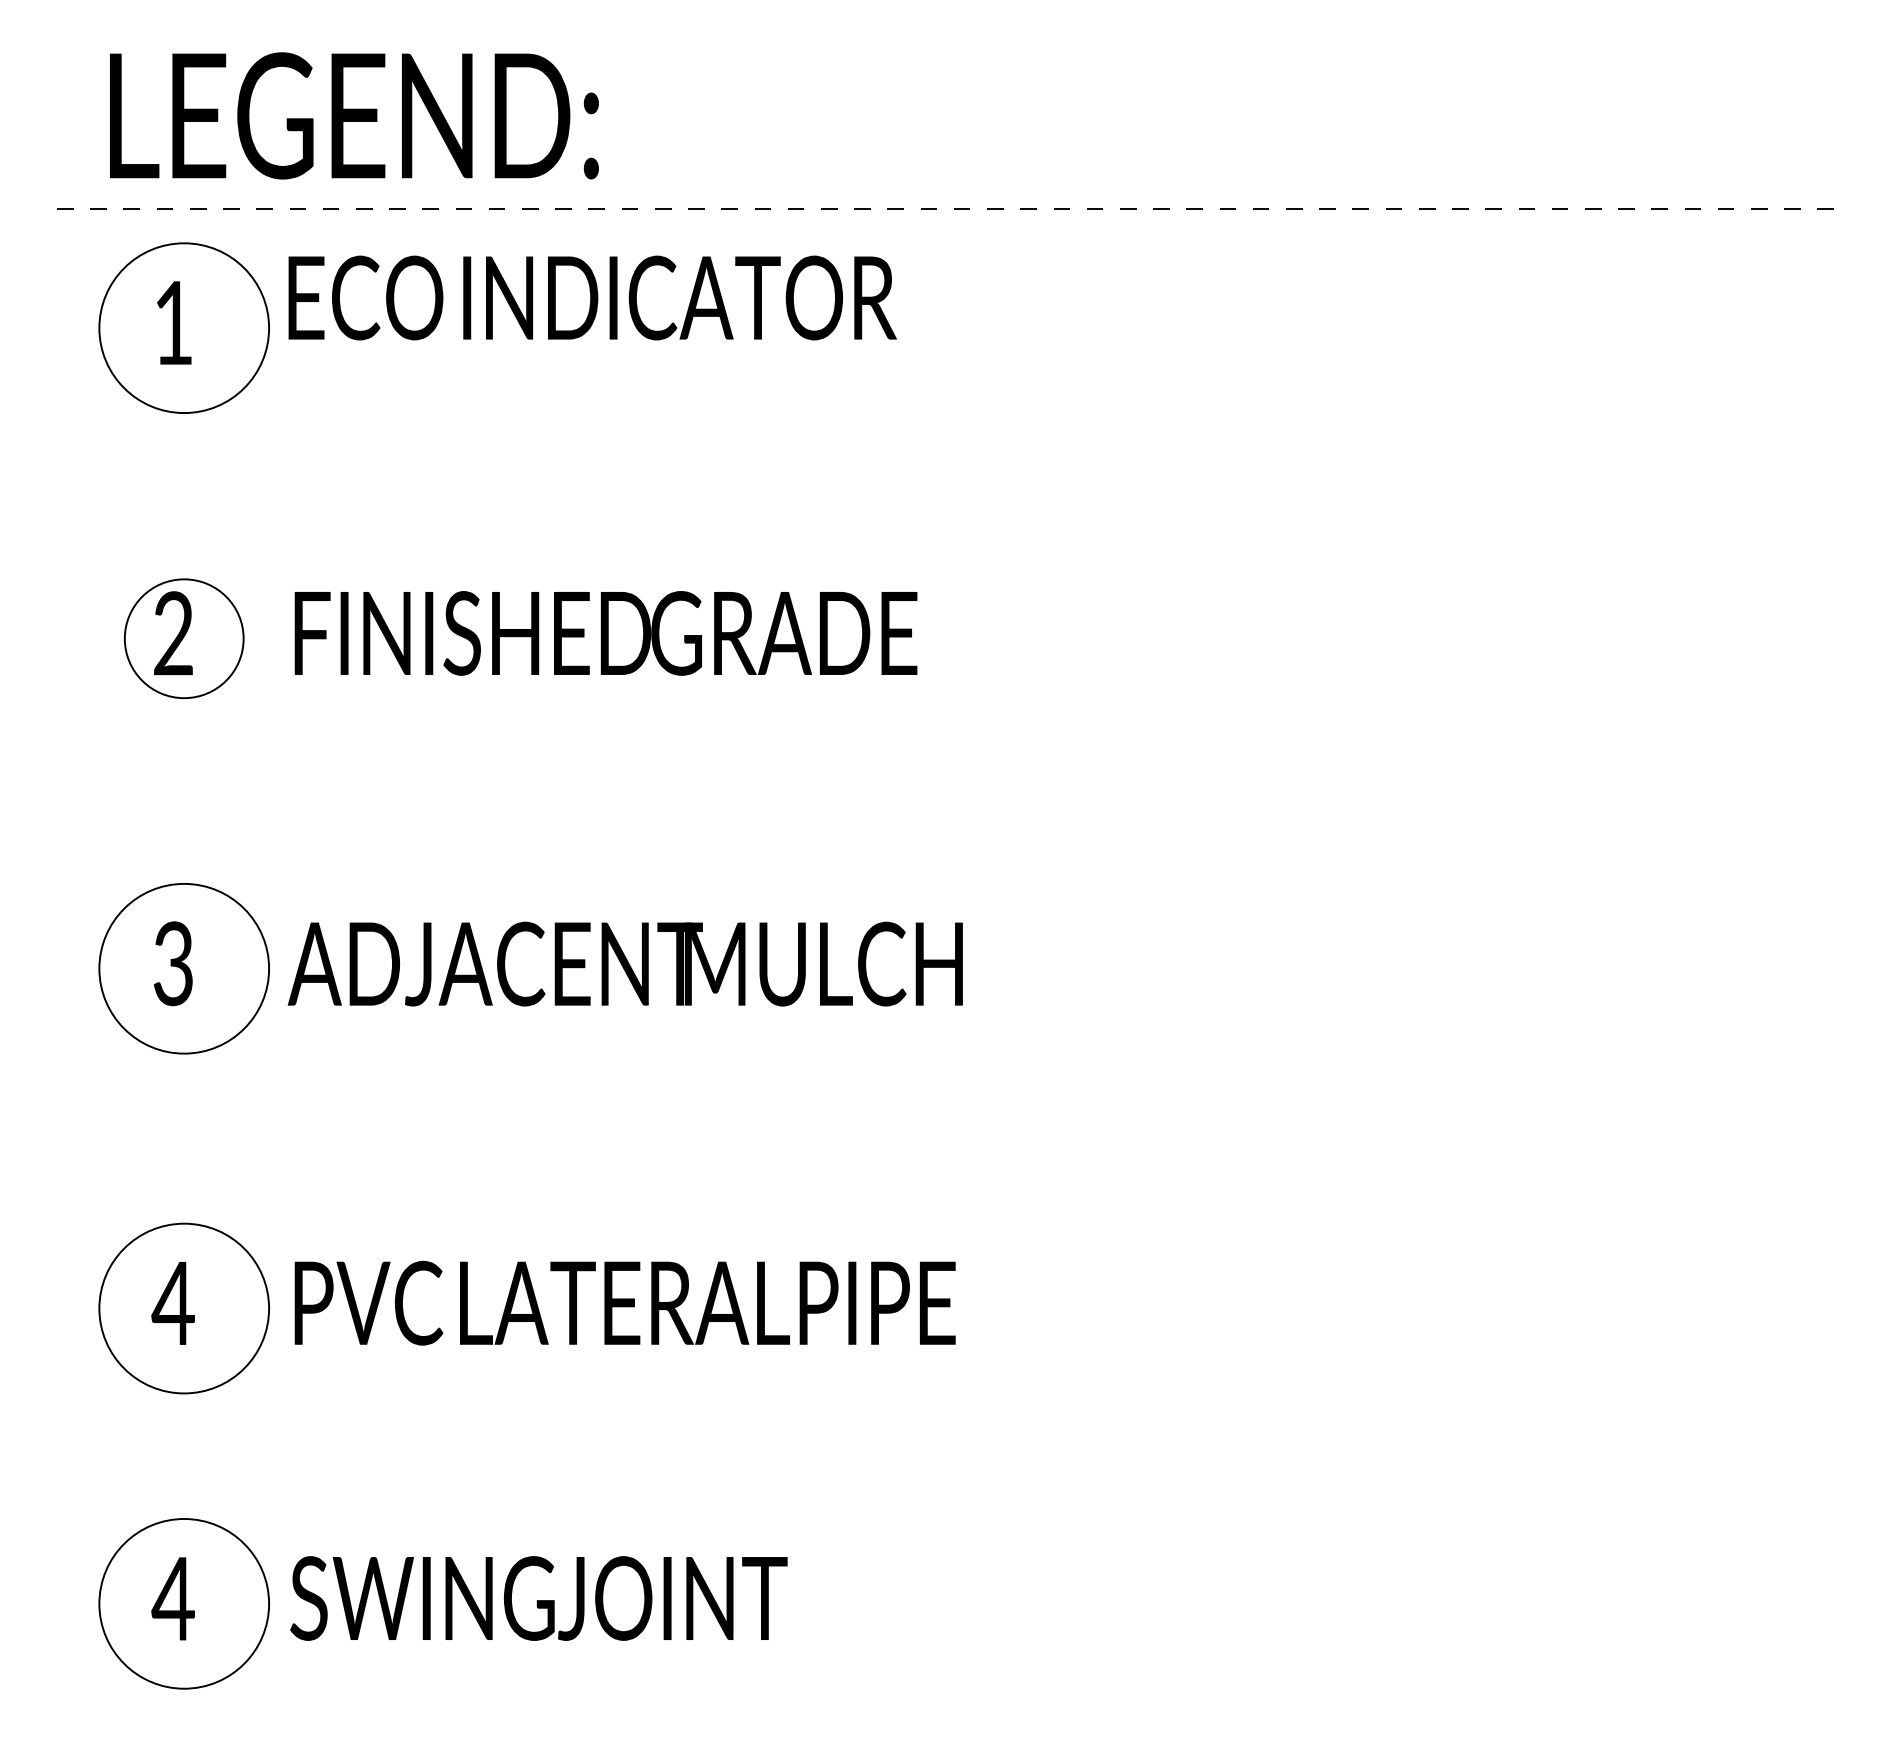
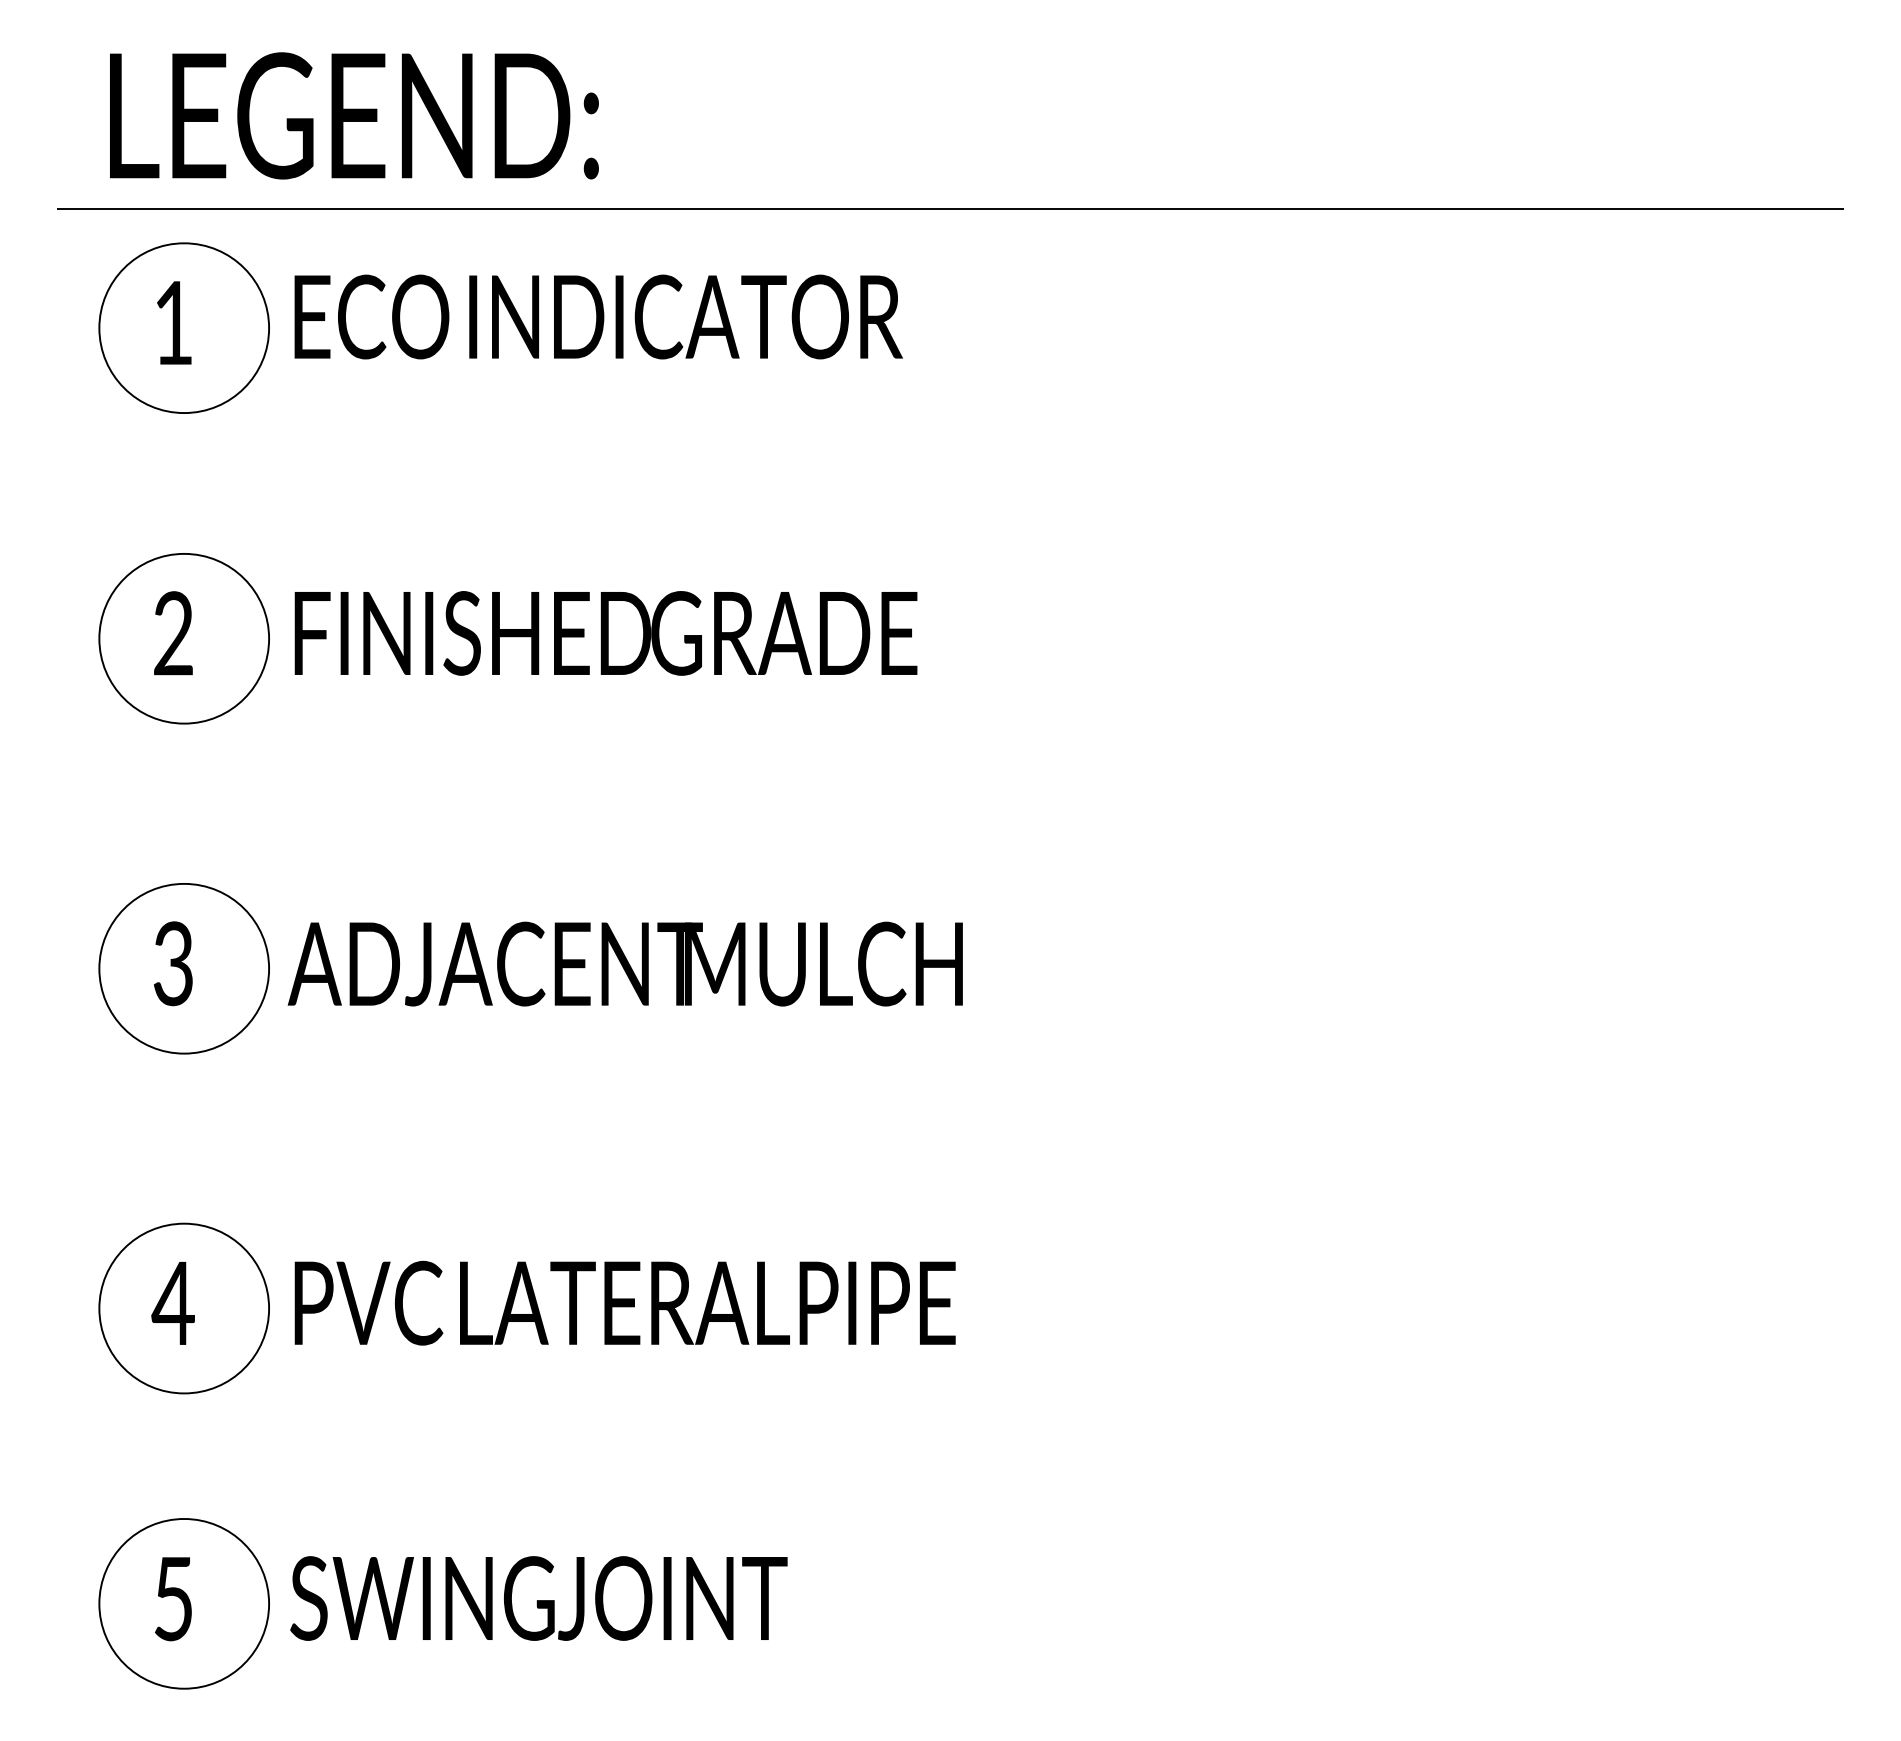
line: dashed -> solid (950, 208)
text position: (592, 297) -> (598, 316) (598, 316)
circle diameter: 119 px -> 170 px (184, 638)
text: 4 -> 5 (172, 1599)
